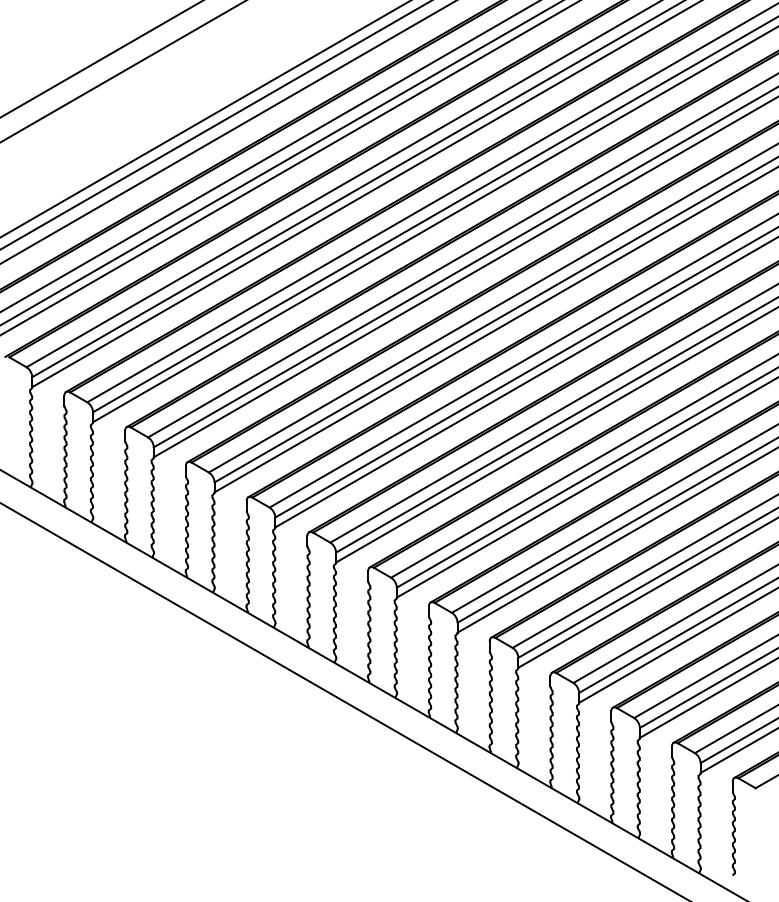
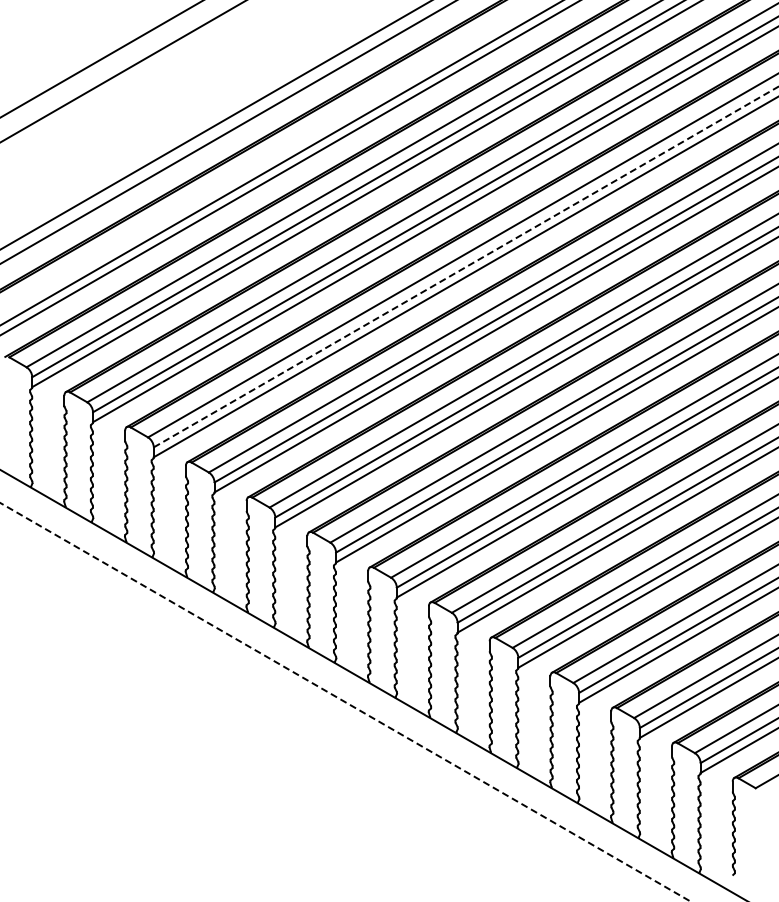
line: present -> none (204, 119)
line: present -> none (269, 156)
line: solid -> dashed (466, 266)
line: solid -> dashed (345, 702)
